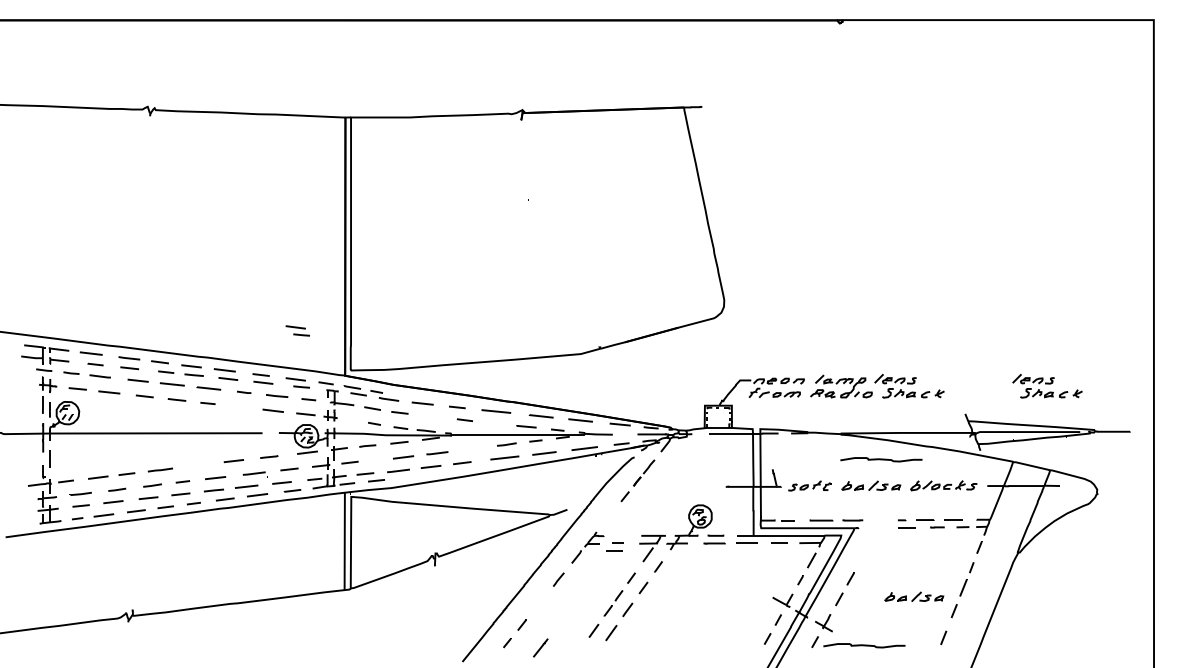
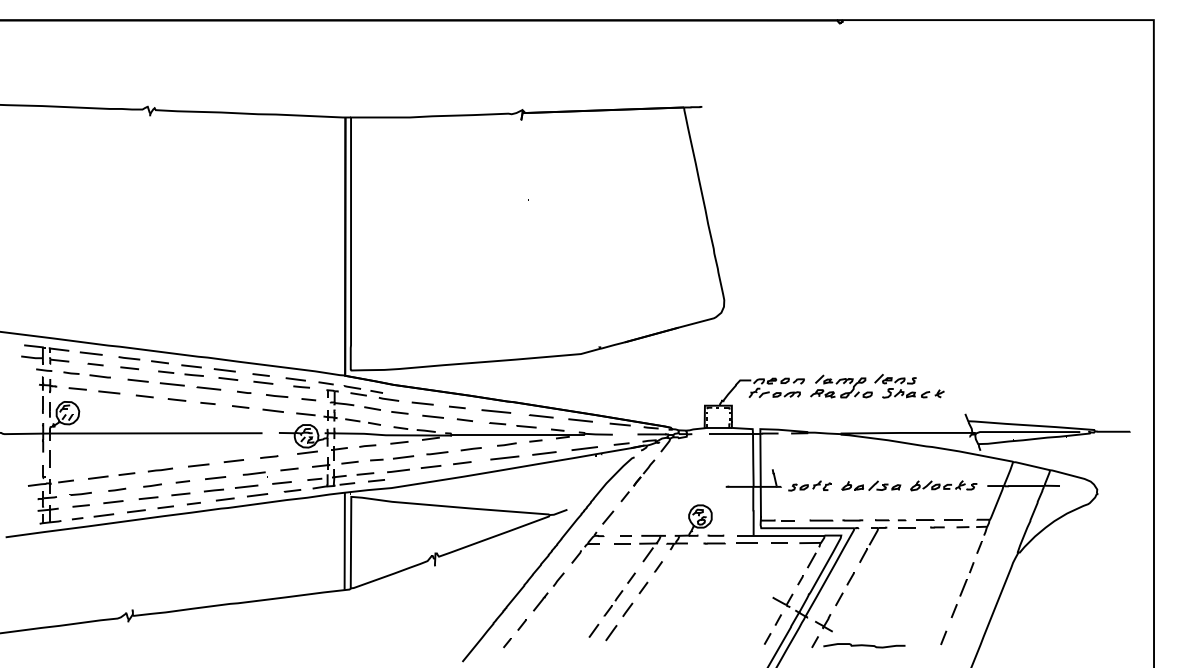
part: present -> none (297, 330)
part: present -> none (1047, 386)
line: none -> present (240, 406)
line: none -> present (432, 416)
line: none -> present (352, 420)
line: none -> present (497, 423)
line: none -> present (470, 449)
line: none -> present (376, 459)
curve: present -> none (881, 459)
line: none -> present (198, 465)
line: none -> present (608, 517)
part: none -> present (874, 540)
part position: (614, 546) -> (622, 539) (622, 539)
part: present -> none (914, 596)
line position: (540, 647) -> (540, 601) (540, 601)
